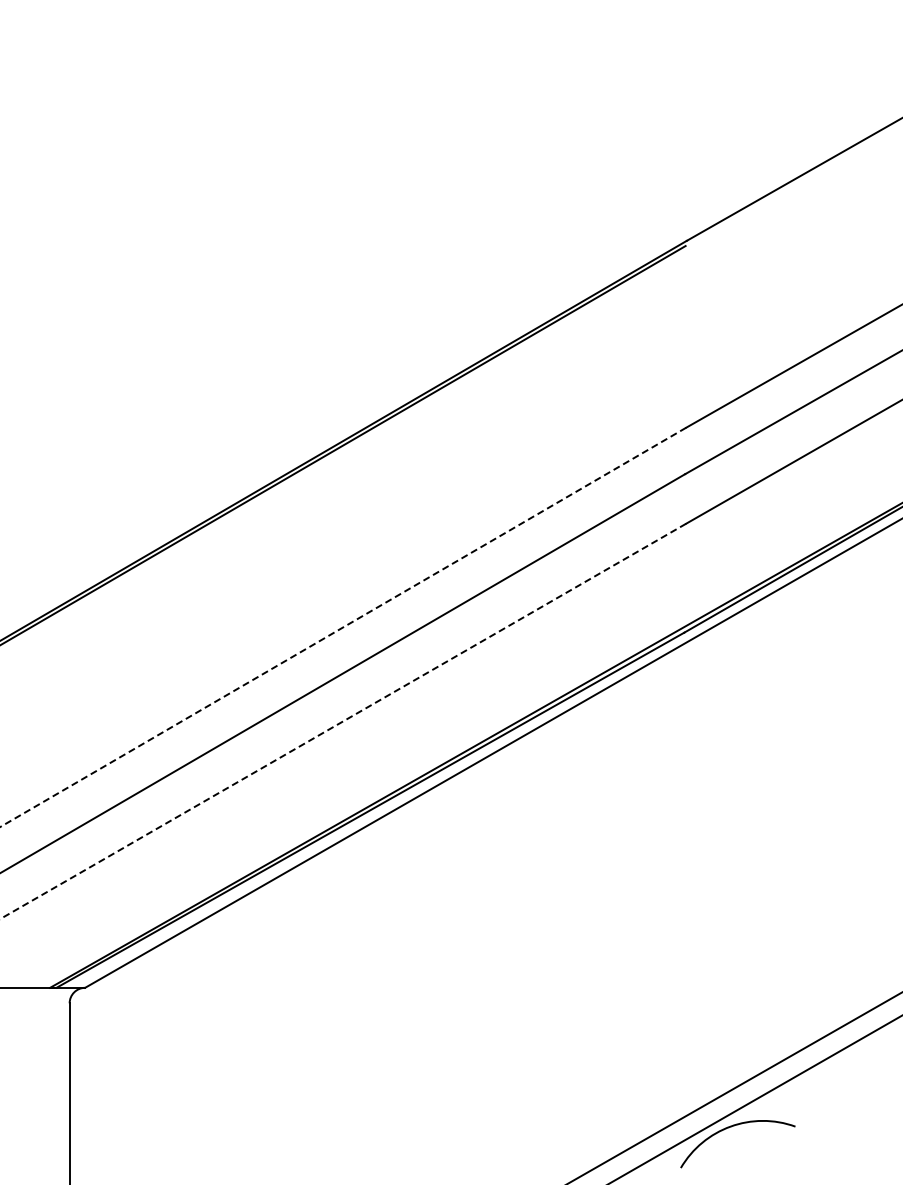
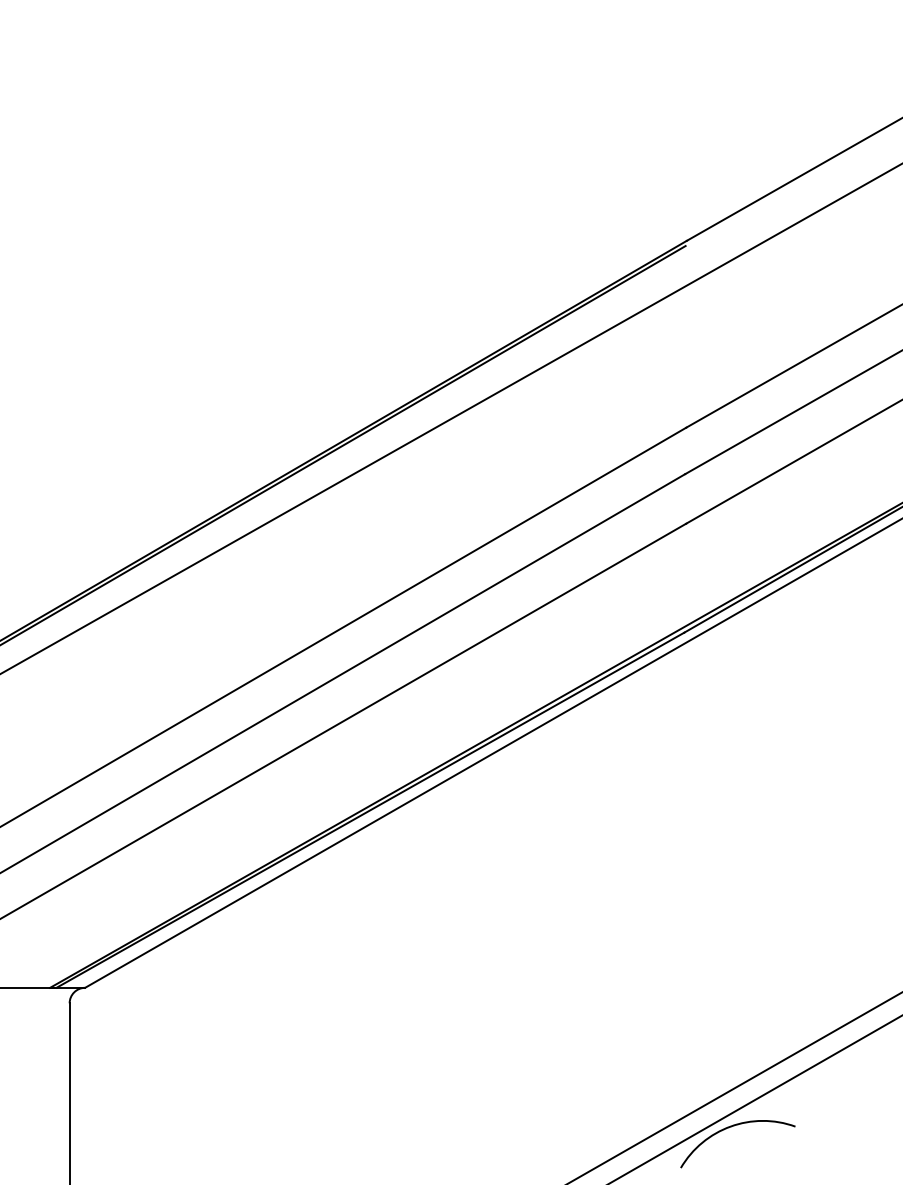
line: none -> present (450, 418)
line: dashed -> solid (343, 627)
line: dashed -> solid (343, 721)
